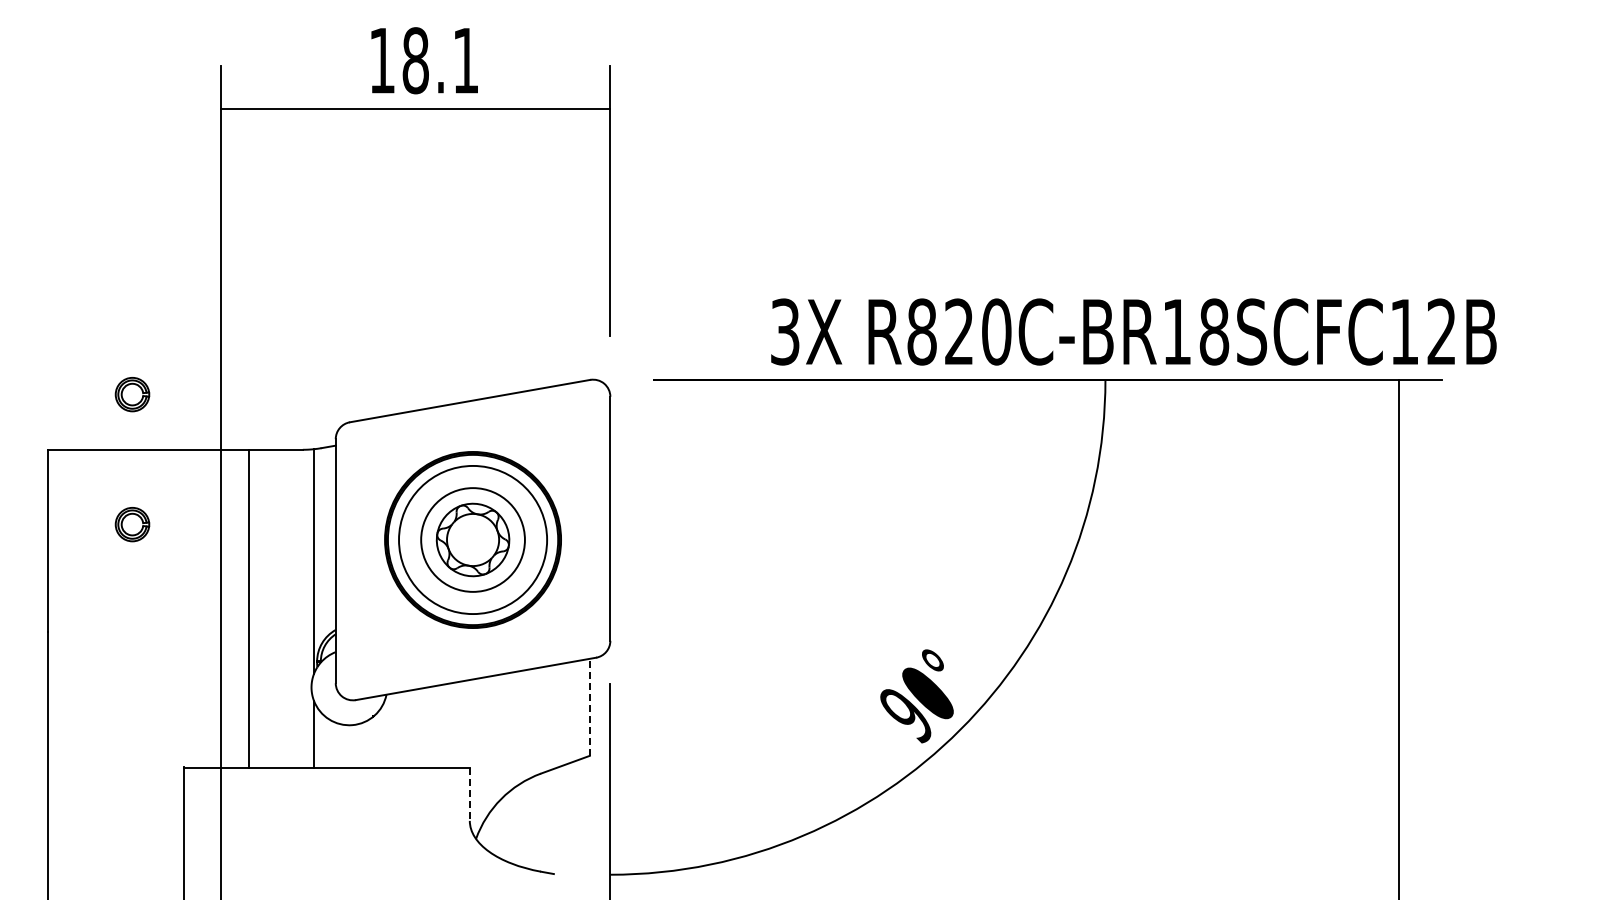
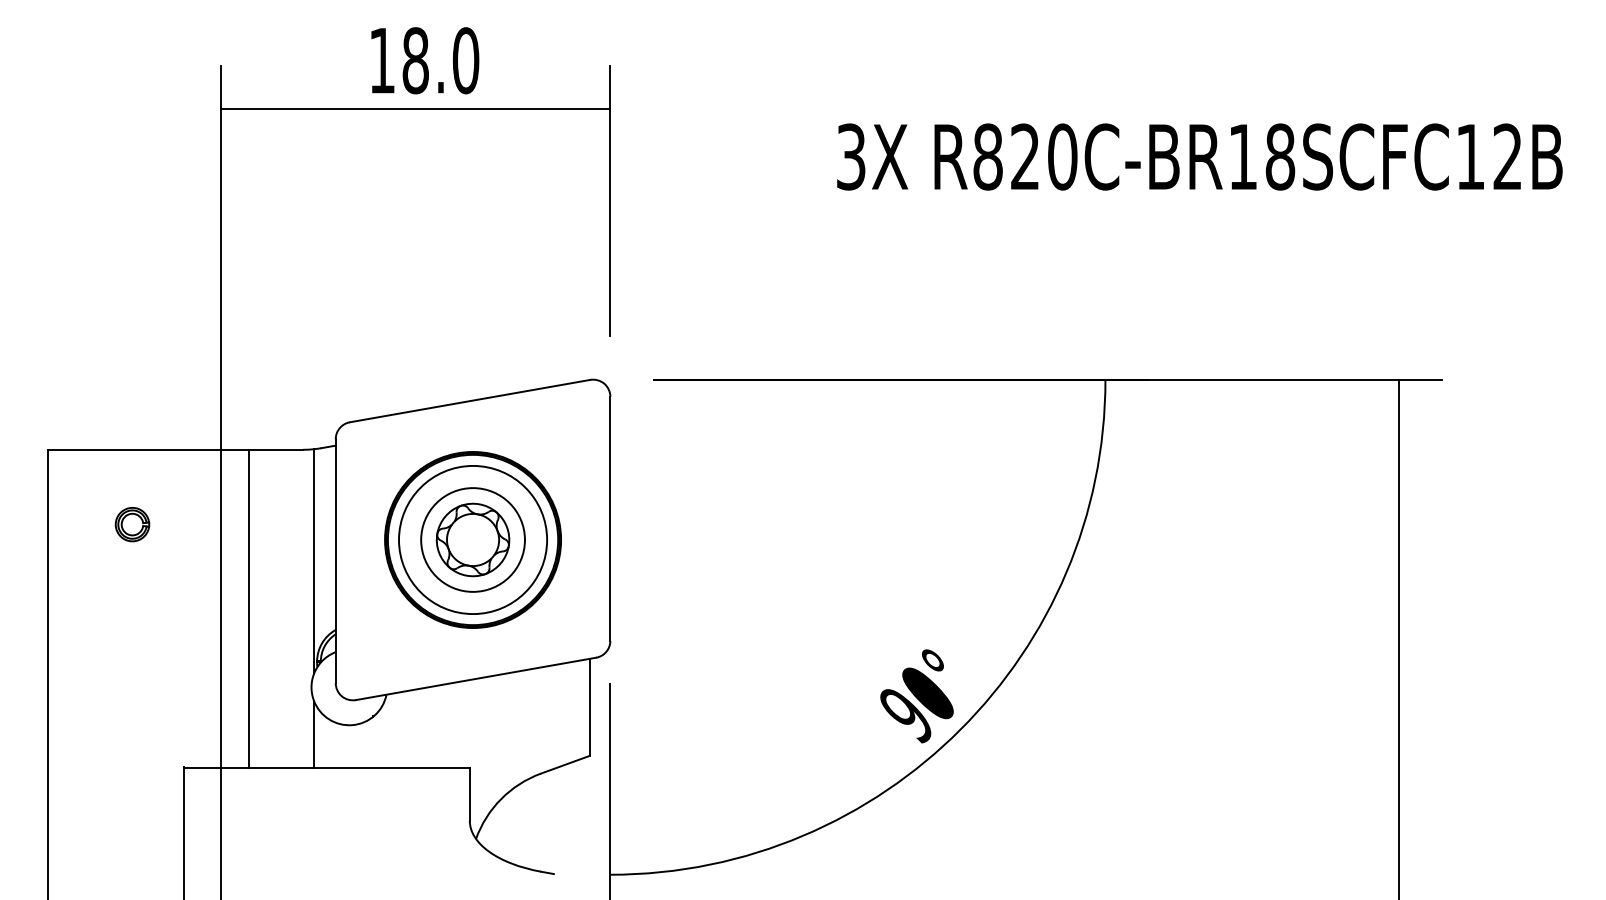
text: 18.1 -> 18.0 (465, 60)
text position: (1133, 331) -> (1199, 156) (1199, 156)
part: present -> none (132, 394)
line: dashed -> solid (589, 707)
line: dashed -> solid (469, 795)
